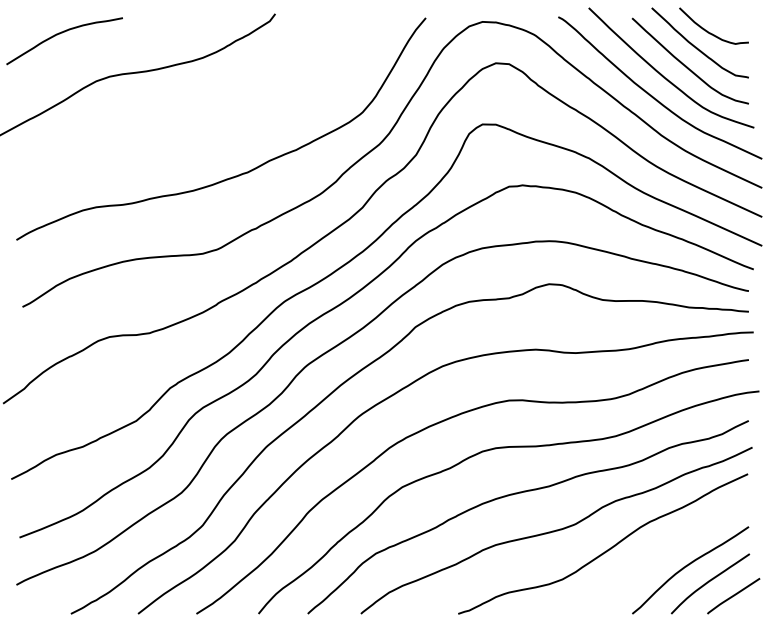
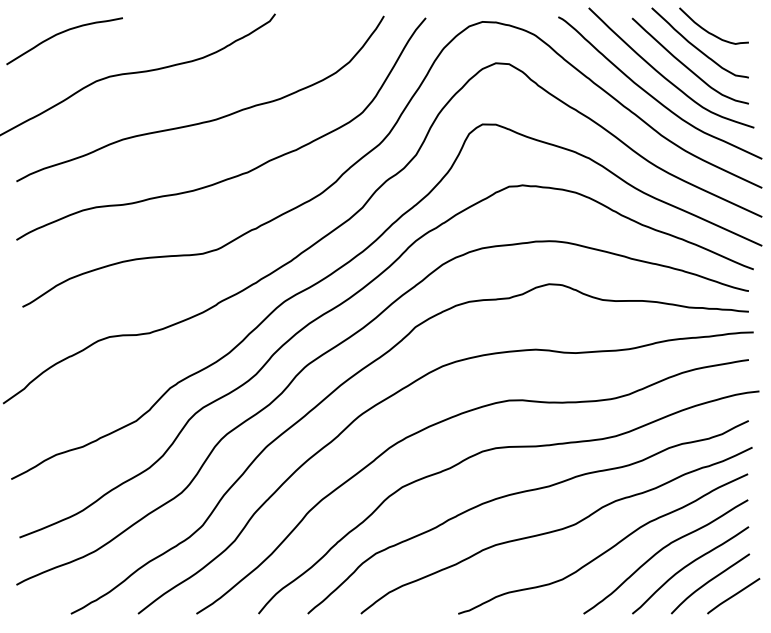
curve: none -> present (207, 120)
curve: none -> present (660, 551)
